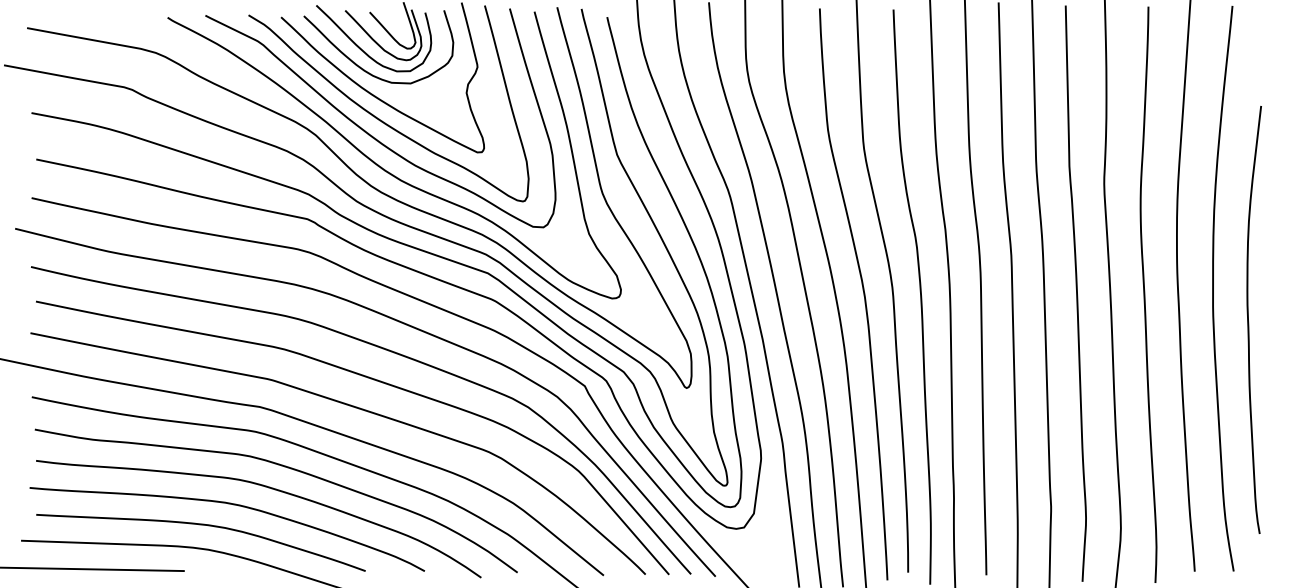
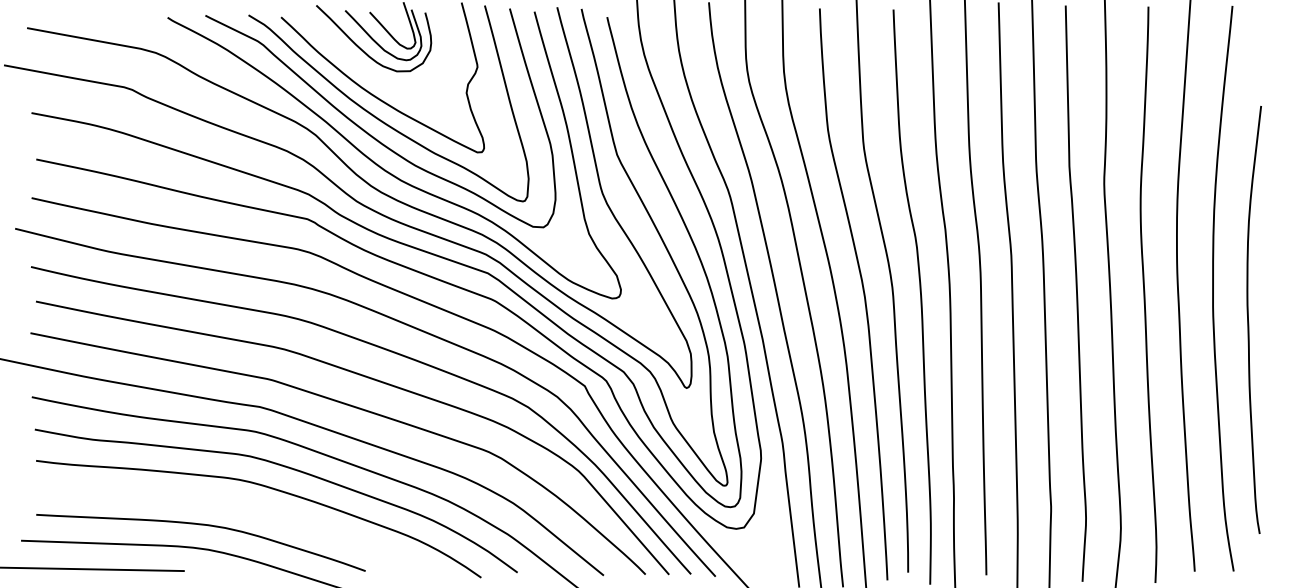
curve: present -> none (363, 68)
curve: present -> none (233, 505)
